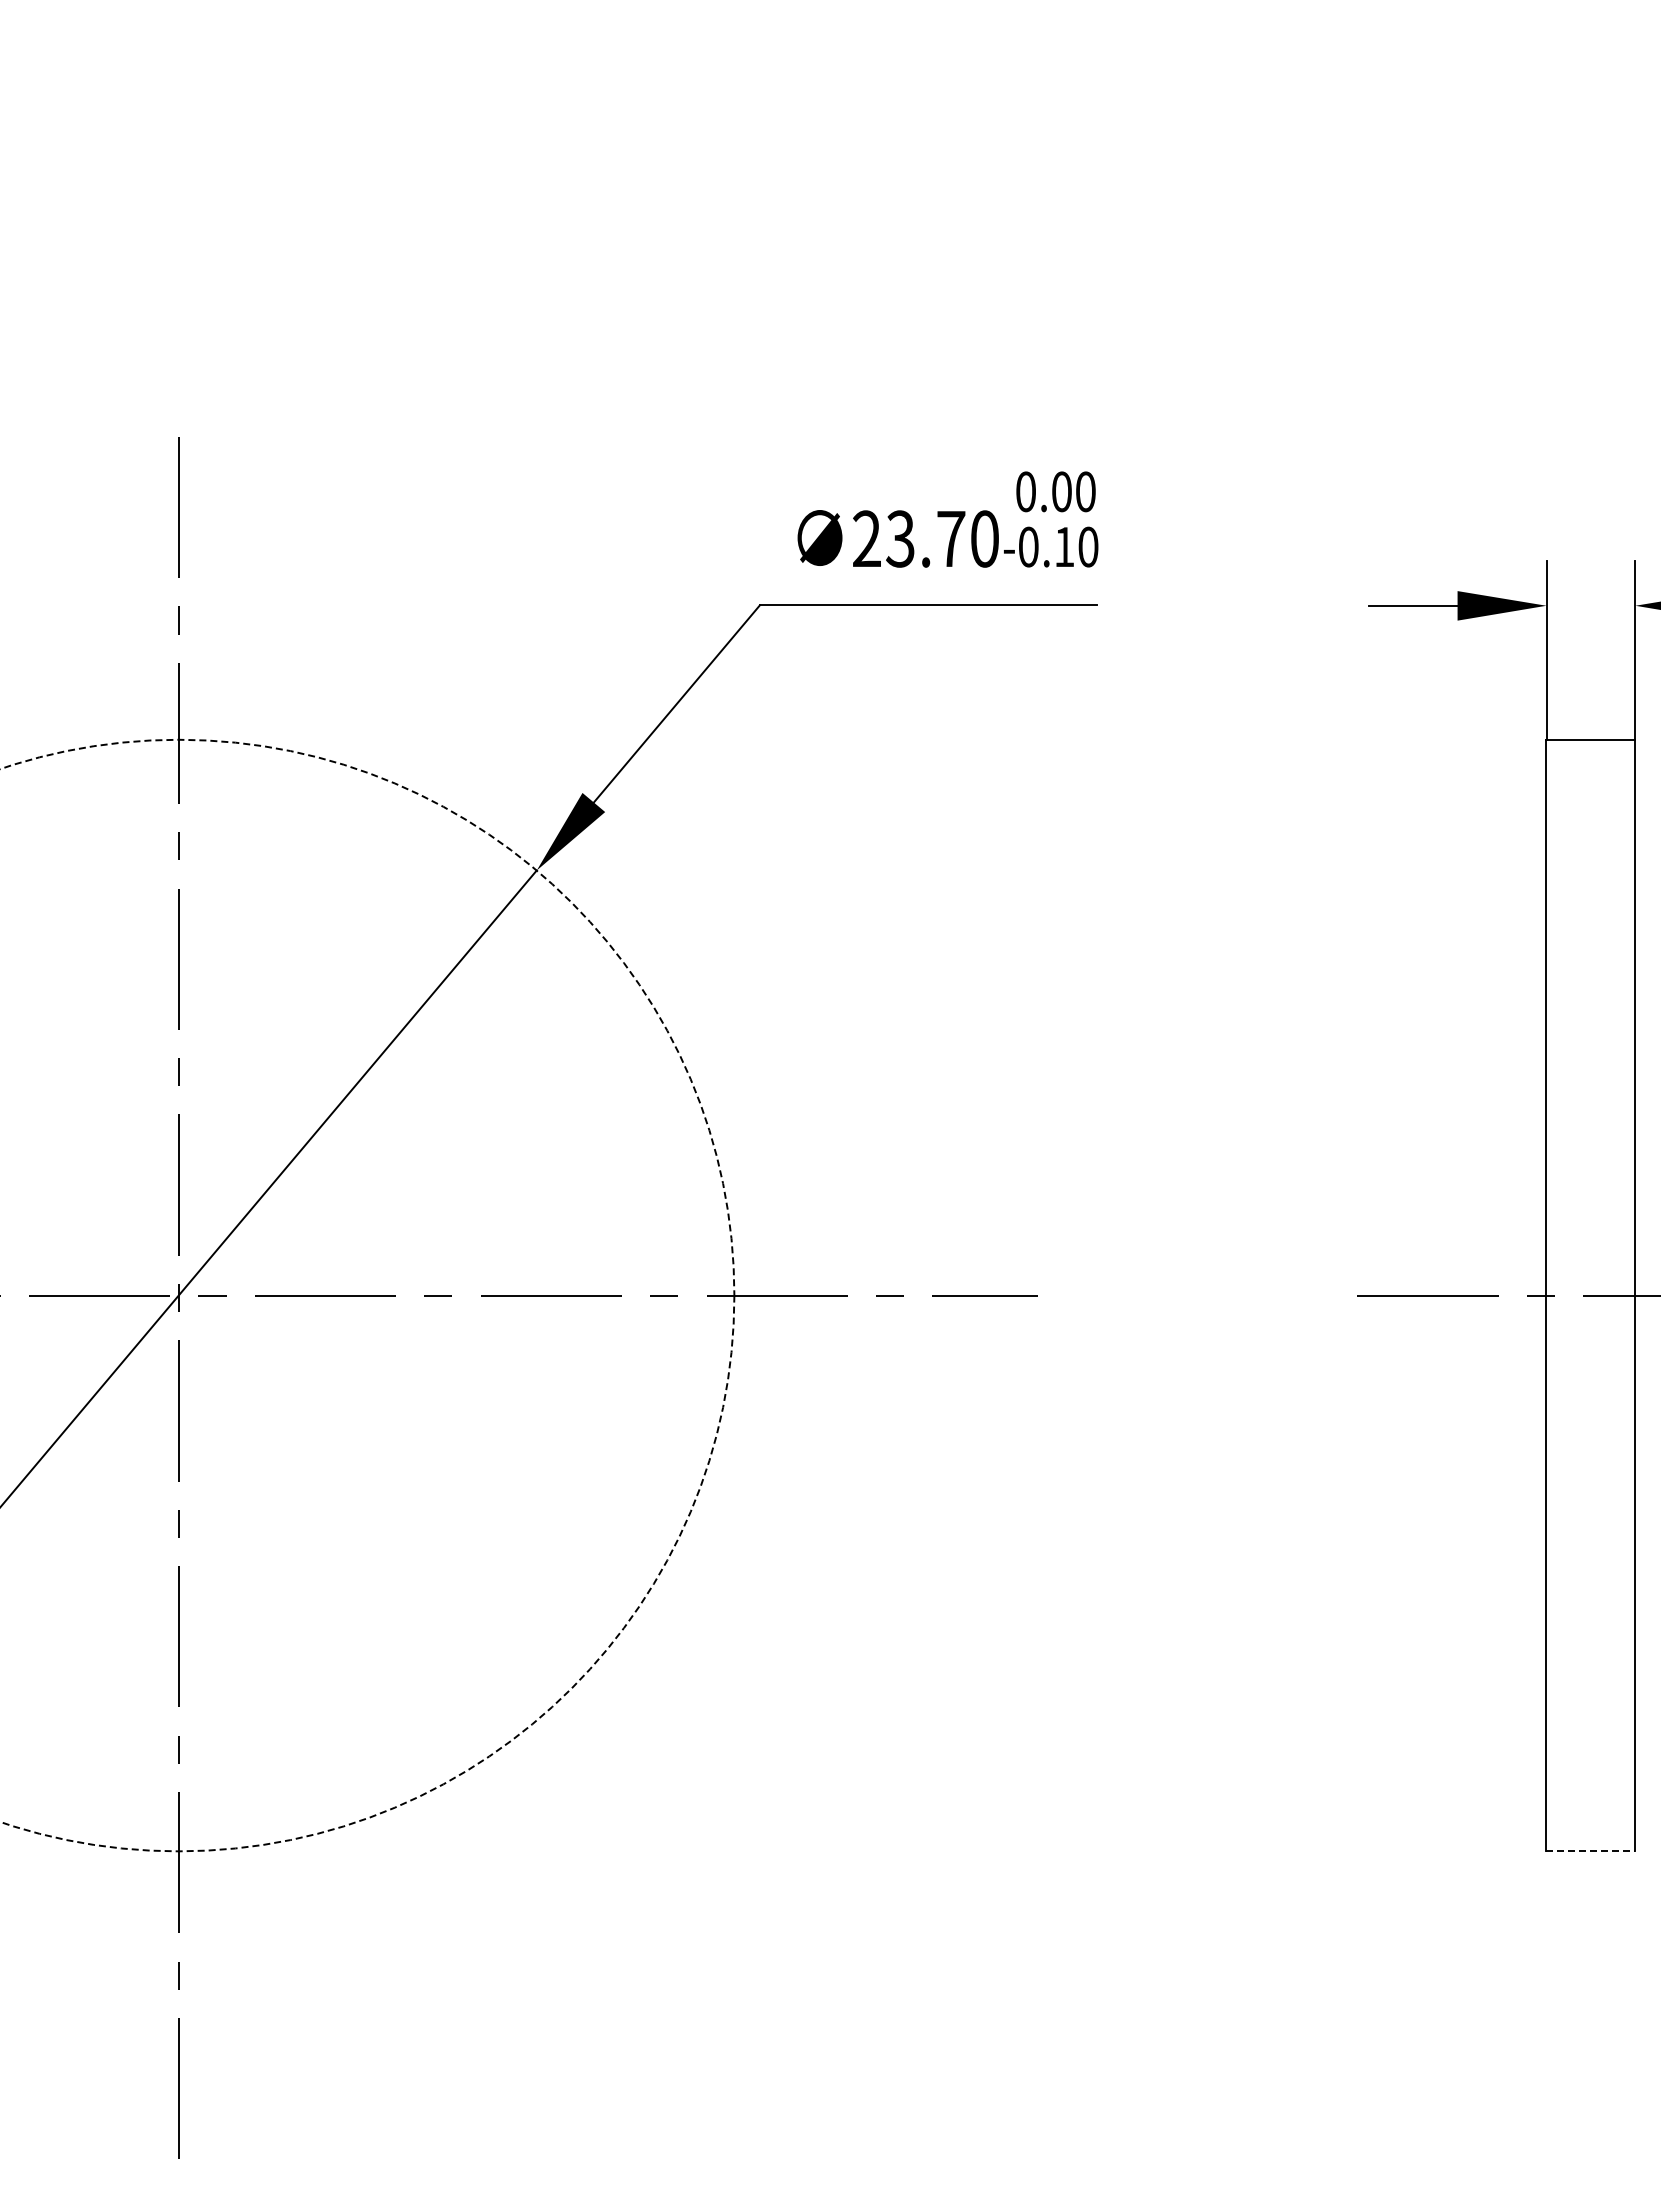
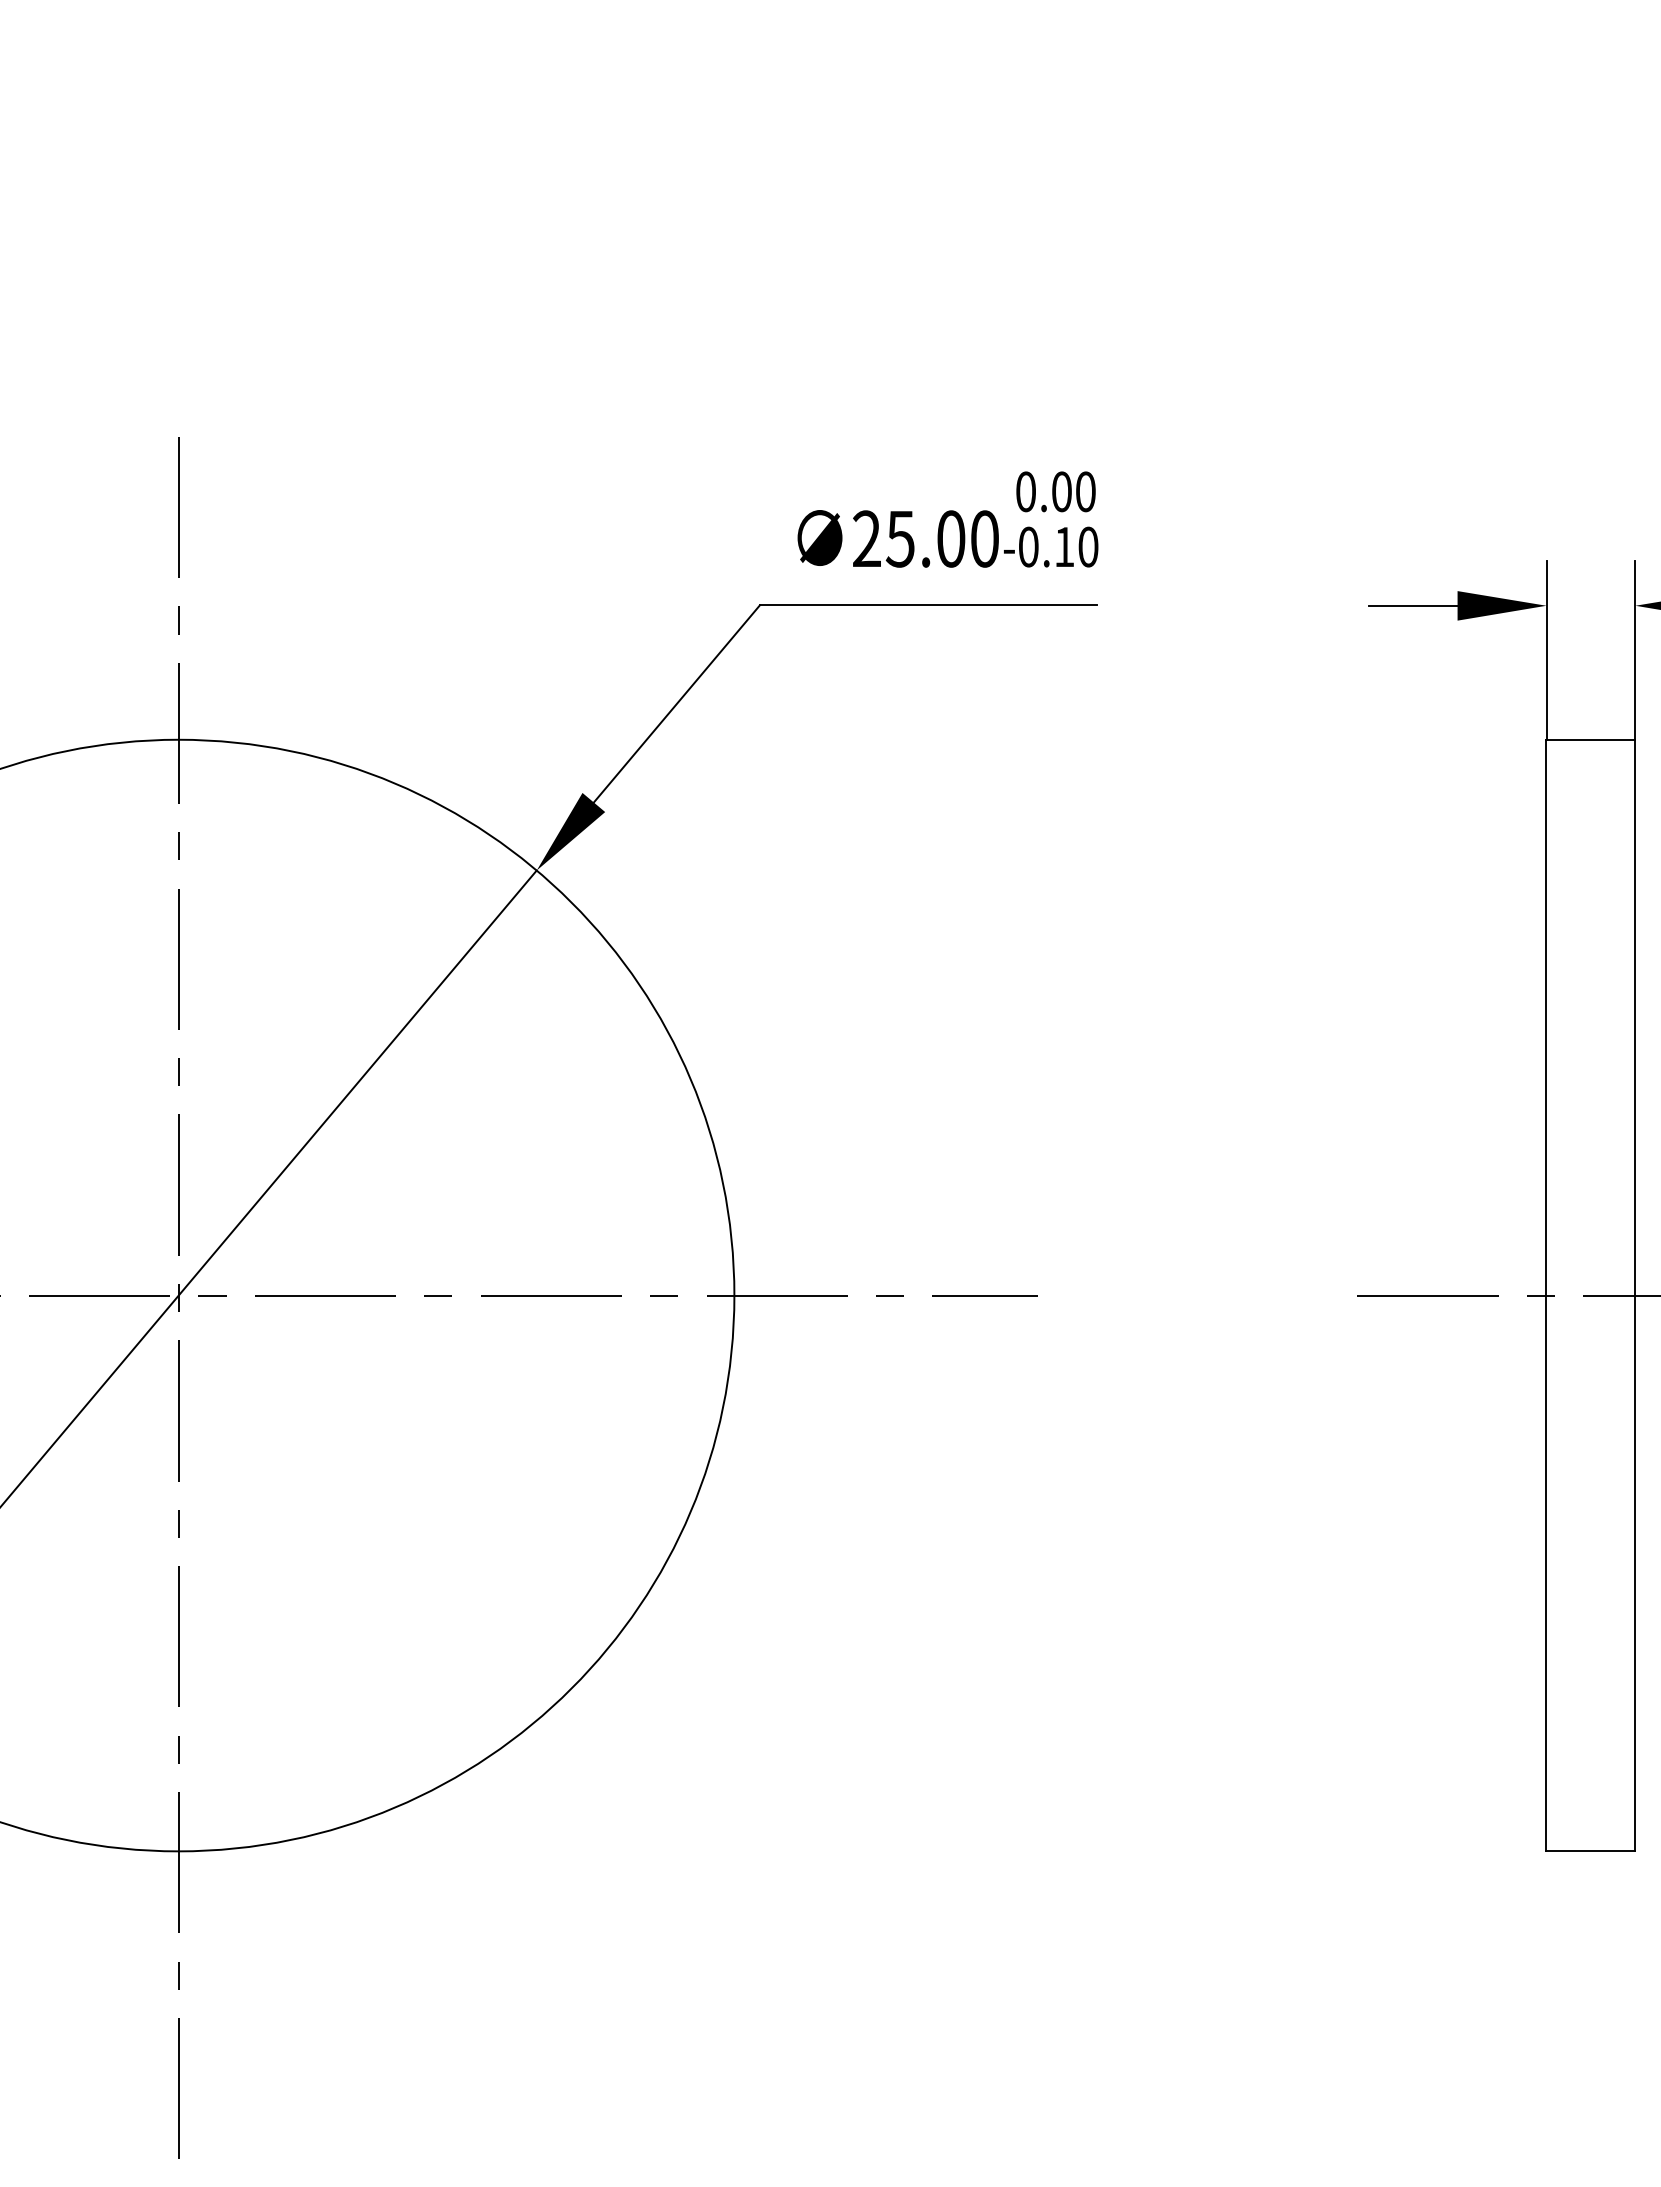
text: 23.70 -> 25.00 (925, 538)
circle: dashed -> solid (367, 1295)
line: dashed -> solid (1591, 1851)
